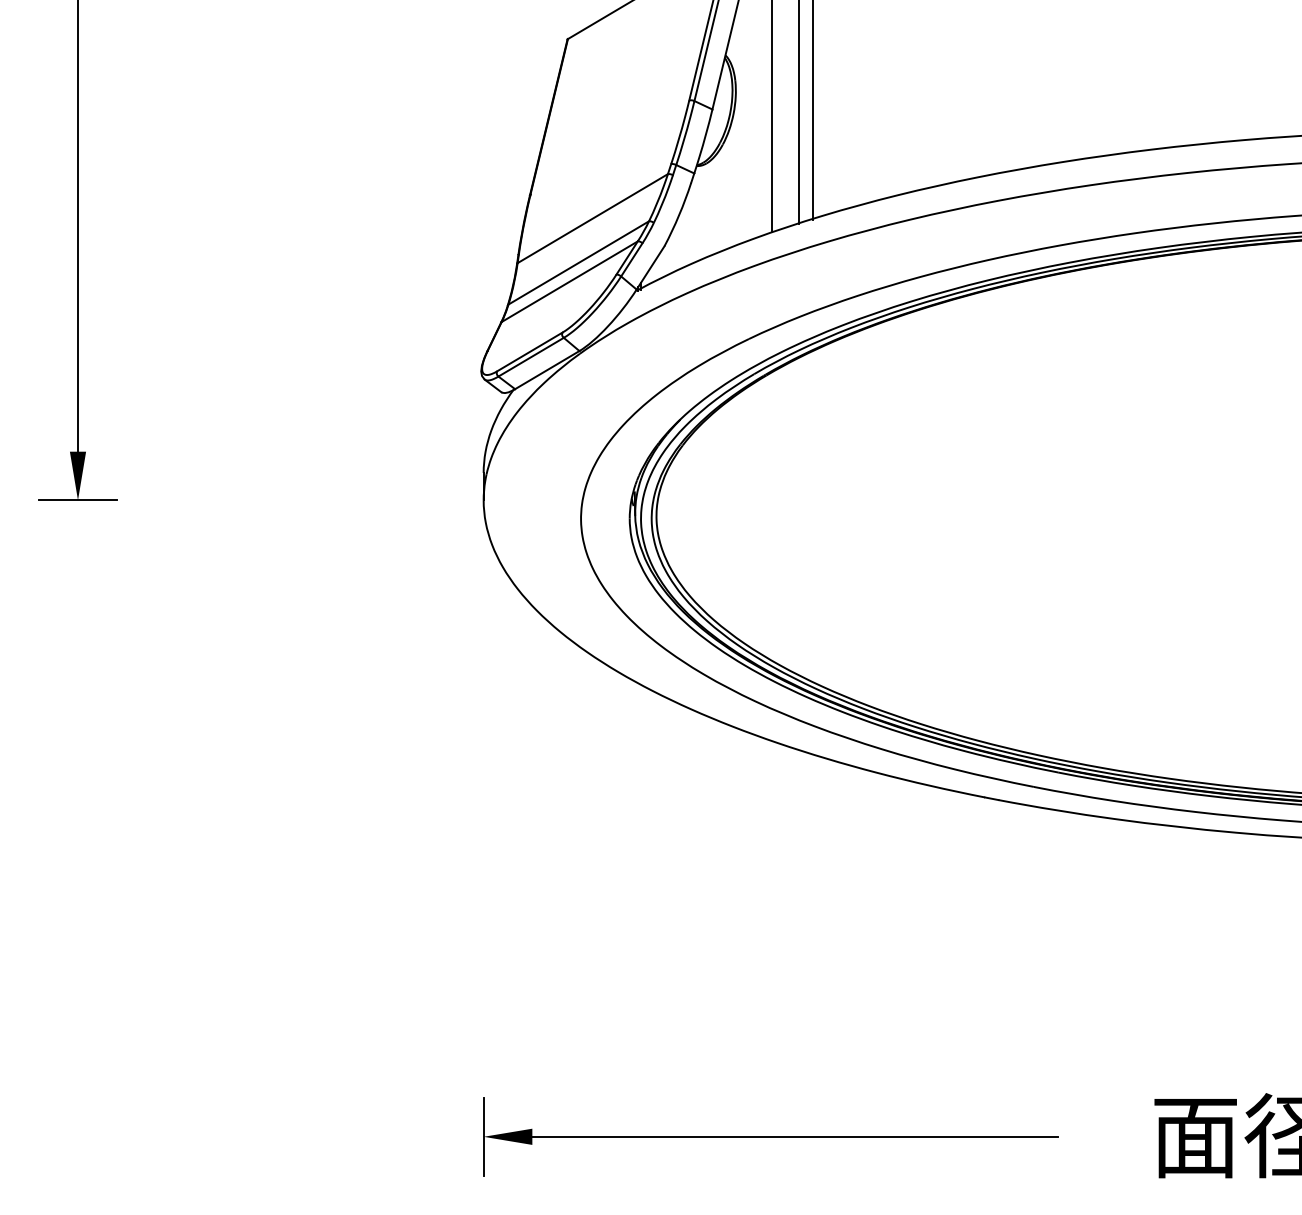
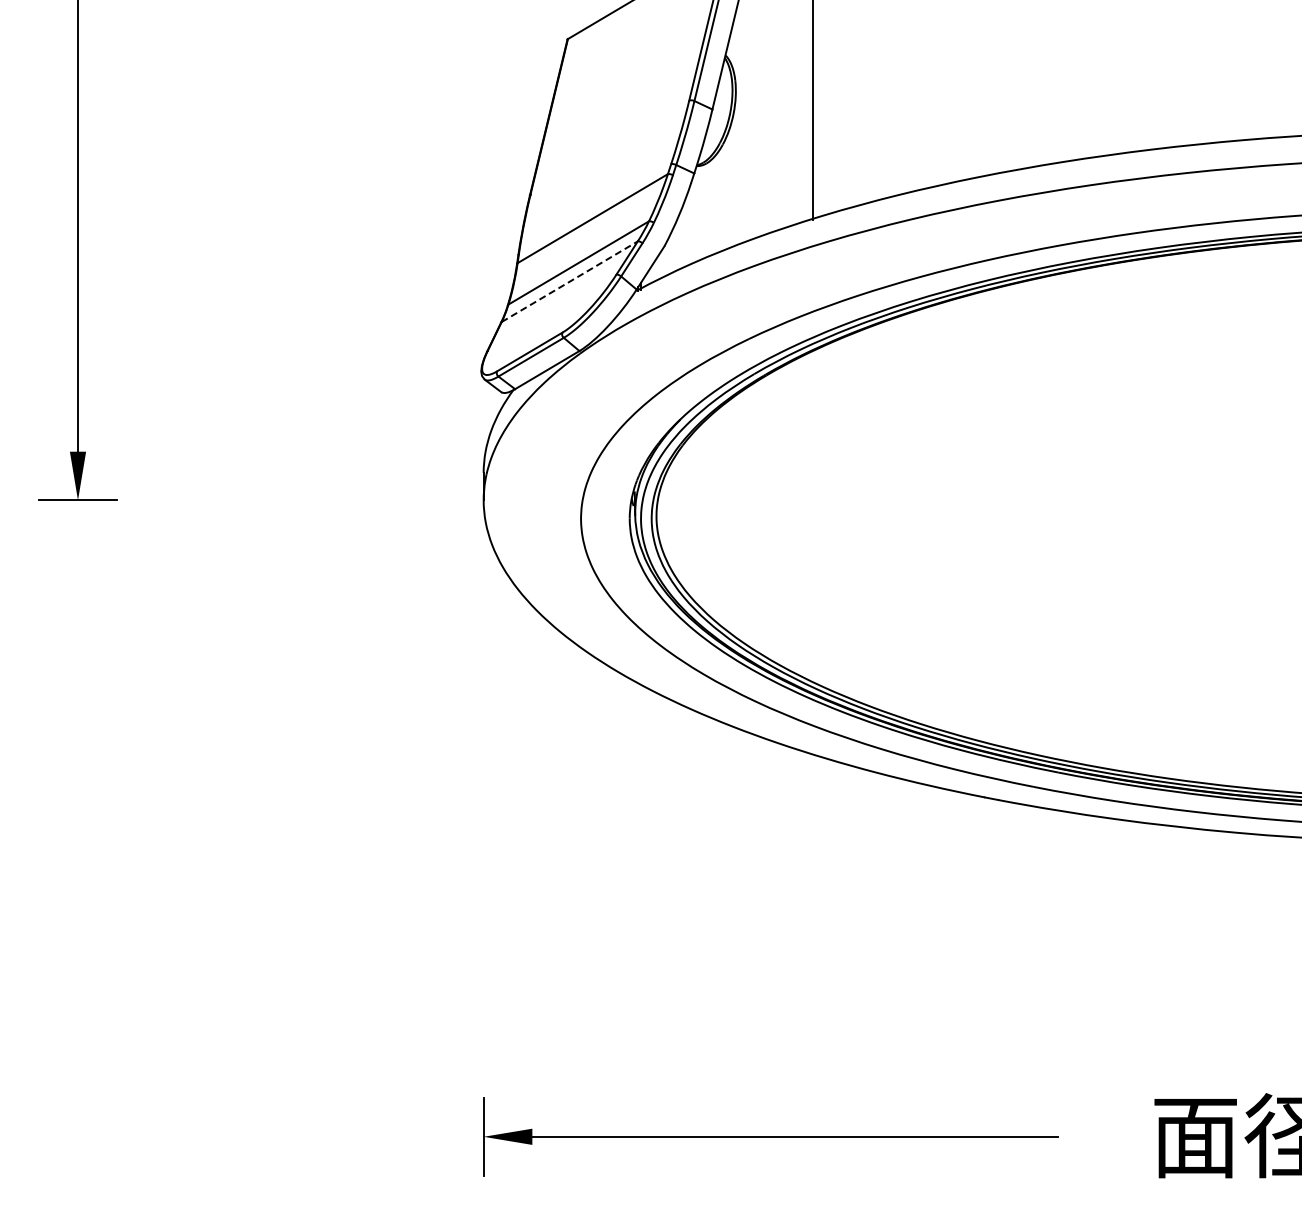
line: present -> none (799, 113)
line: present -> none (772, 117)
line: solid -> dashed (570, 281)
